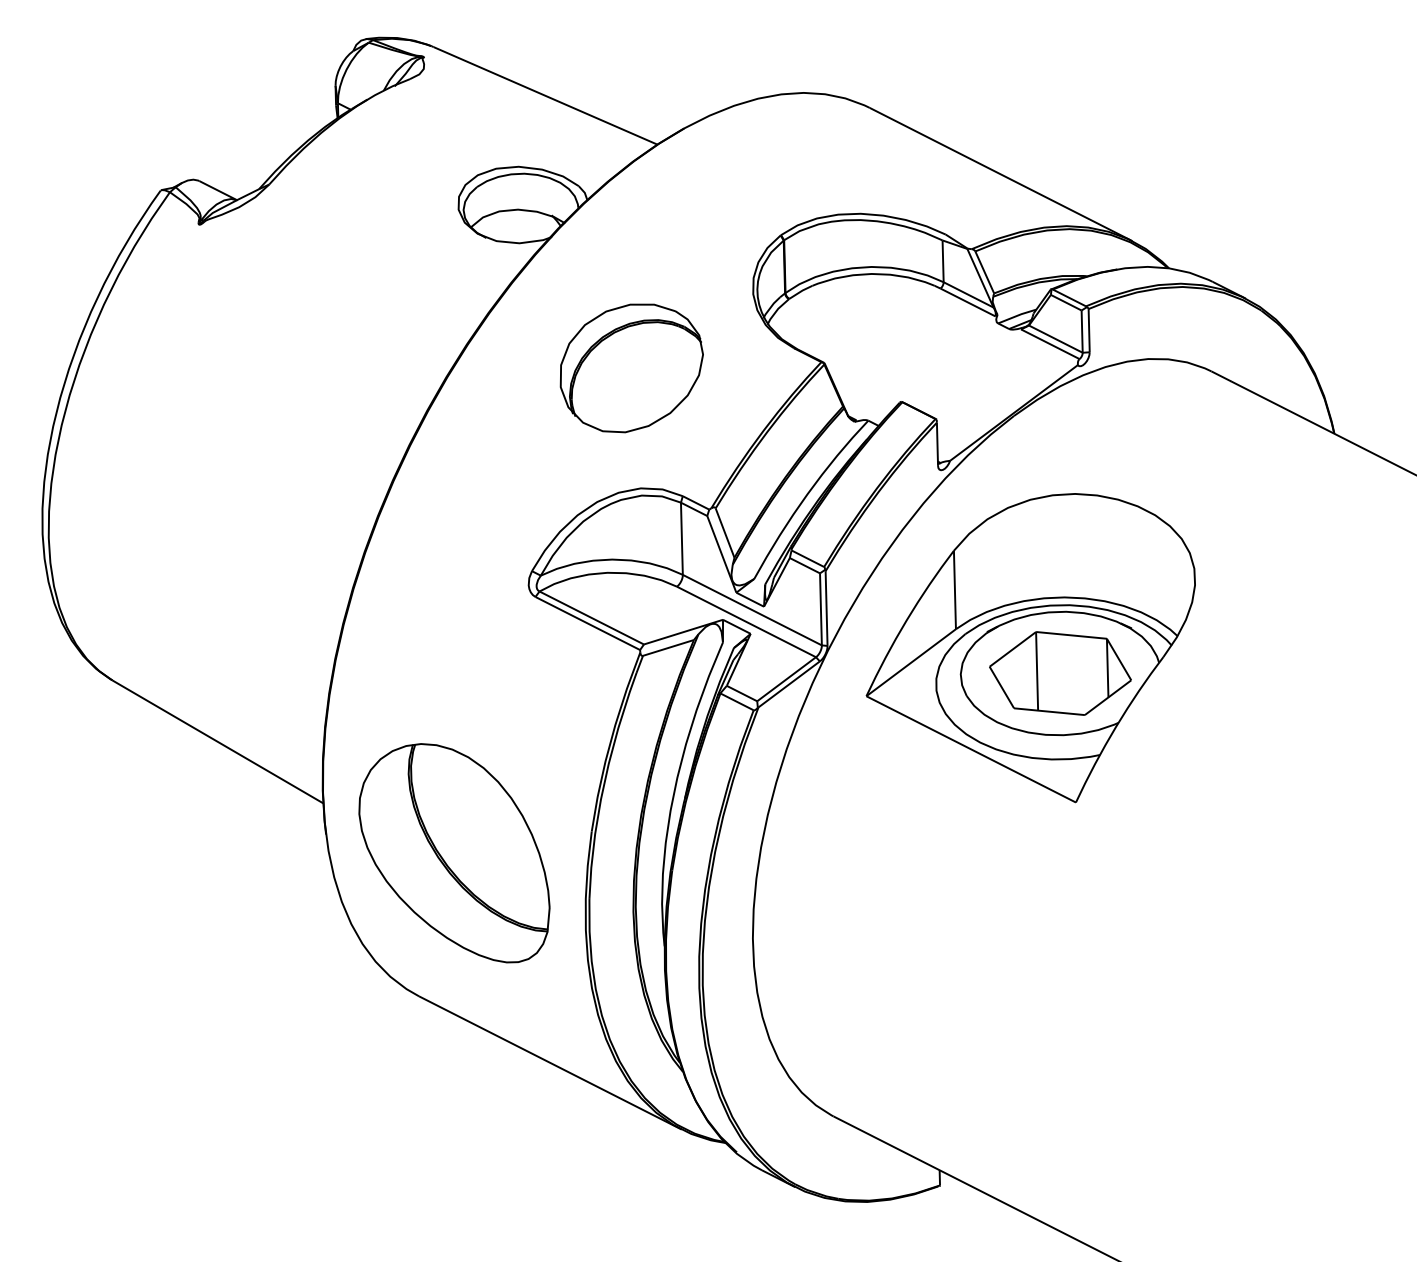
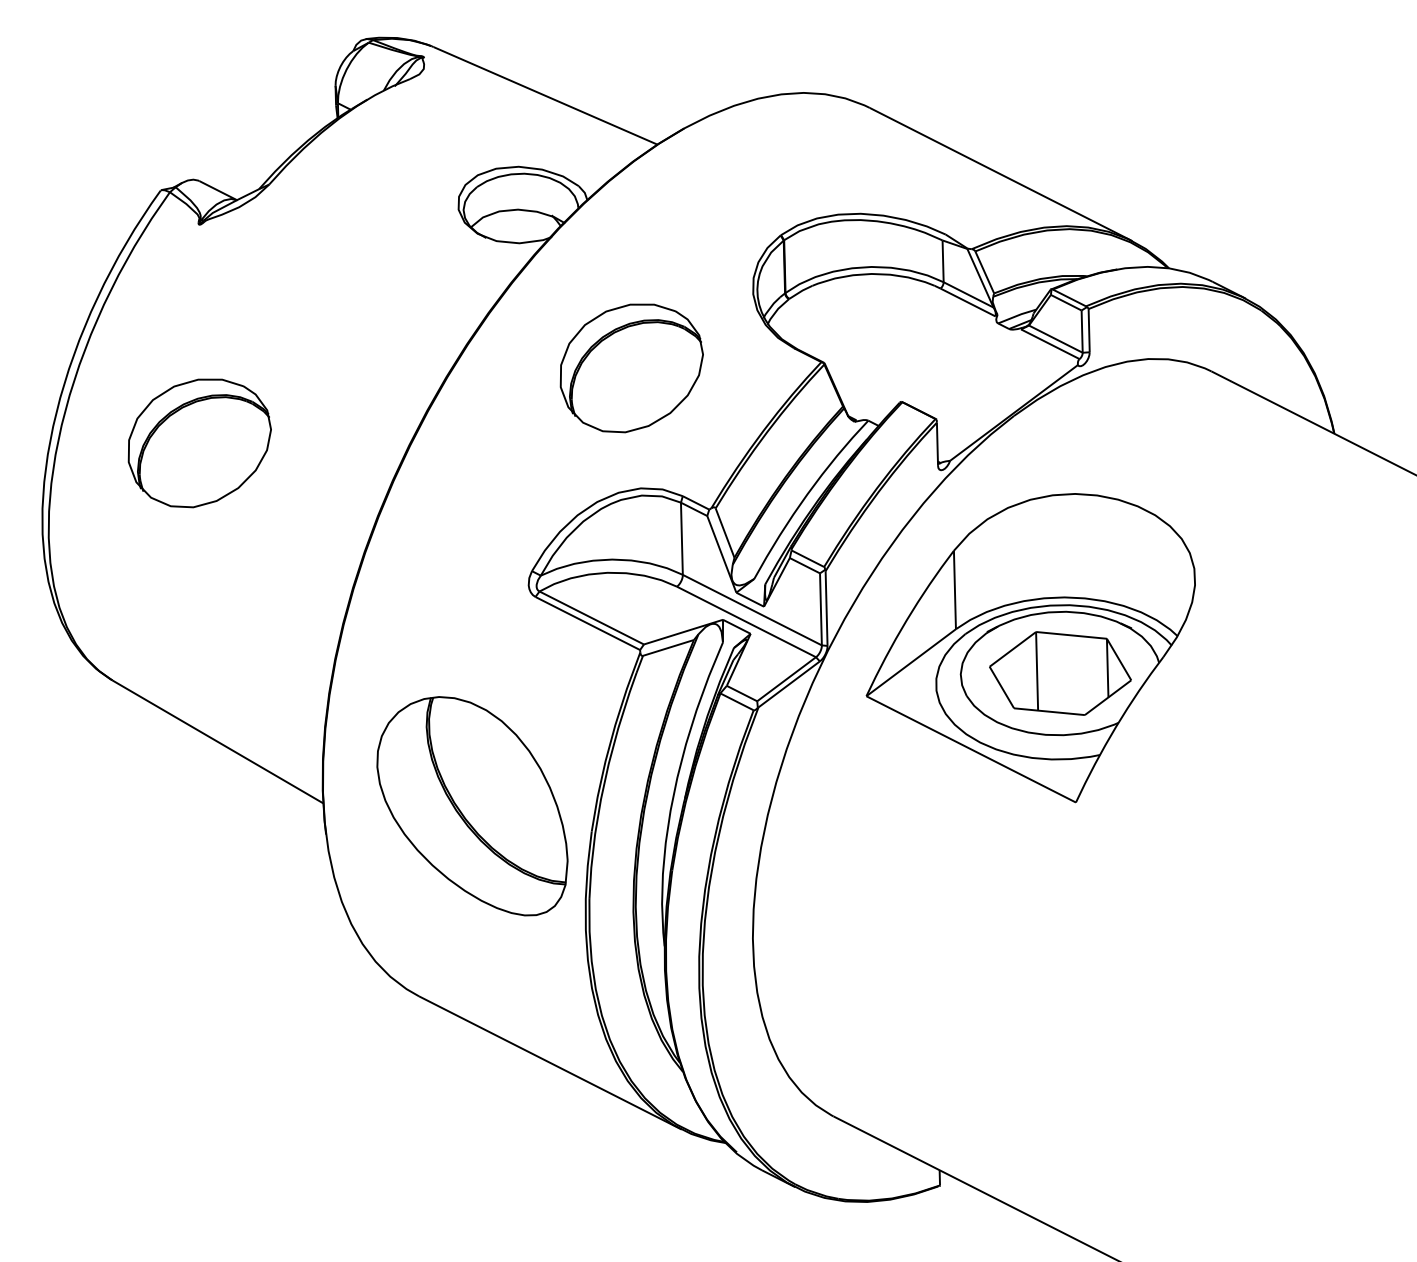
part: none -> present (199, 443)
part position: (454, 853) -> (472, 806) (472, 806)
